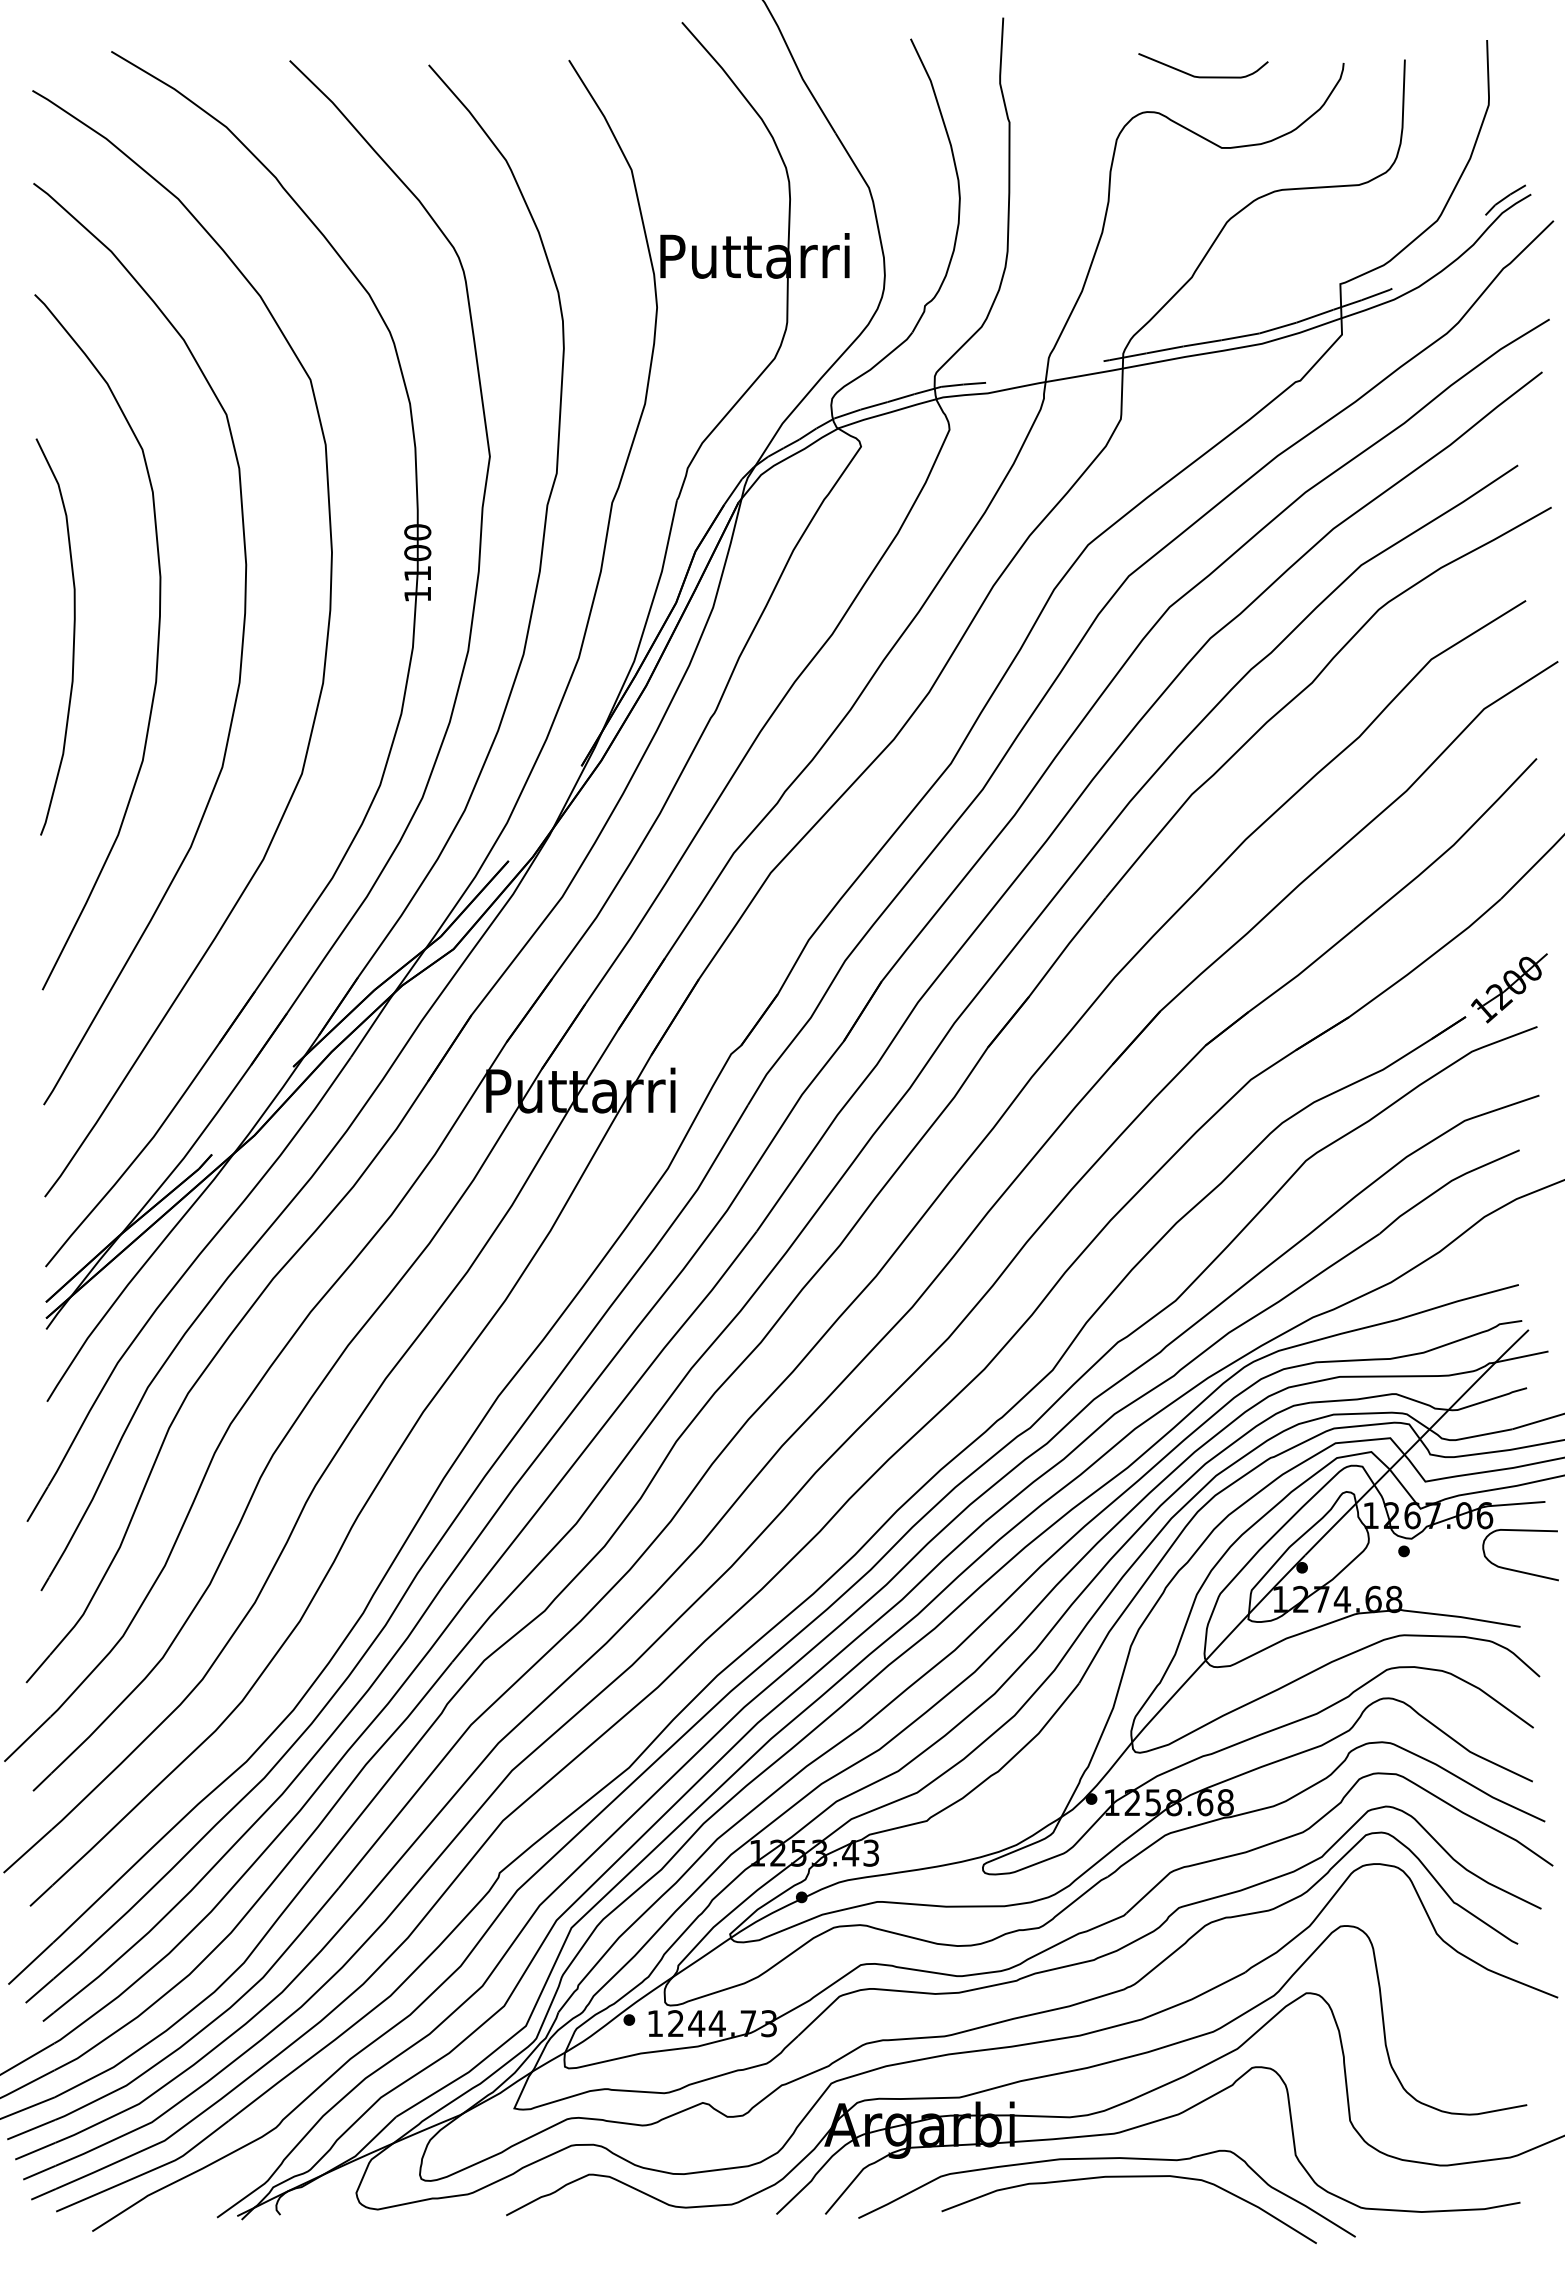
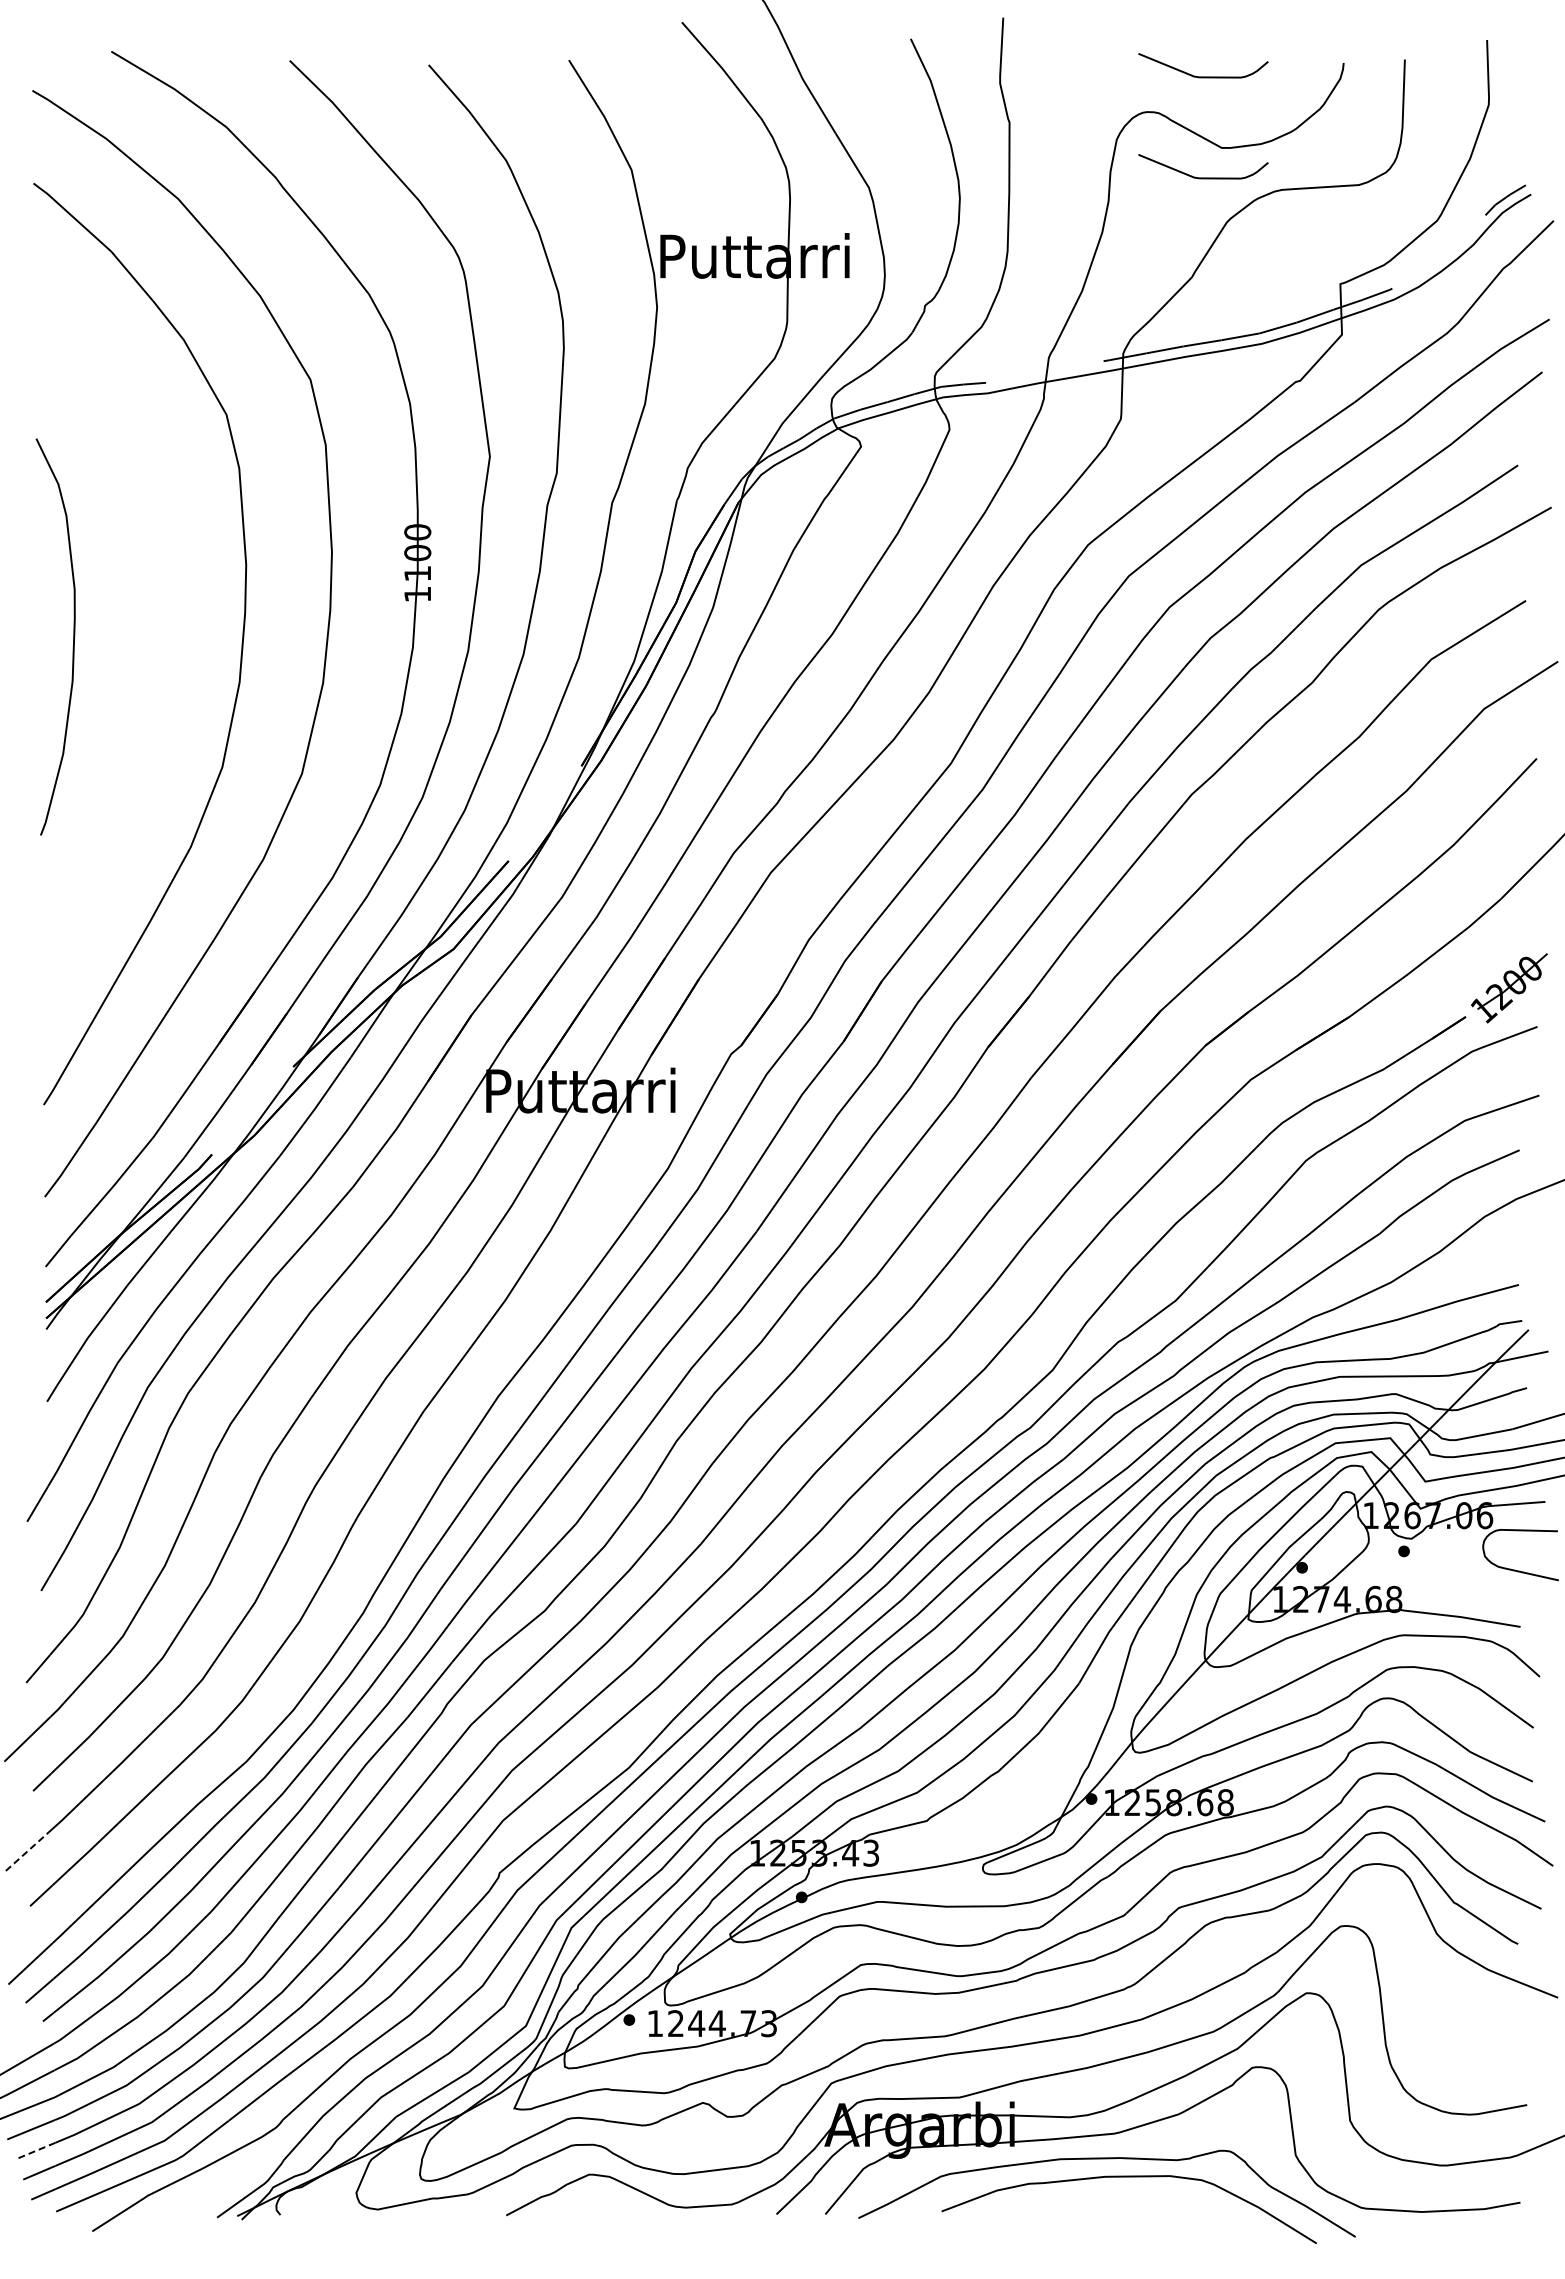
curve: none -> present (1203, 177)
curve: present -> none (157, 642)
line: solid -> dashed (27, 1851)
line: solid -> dashed (35, 2151)
